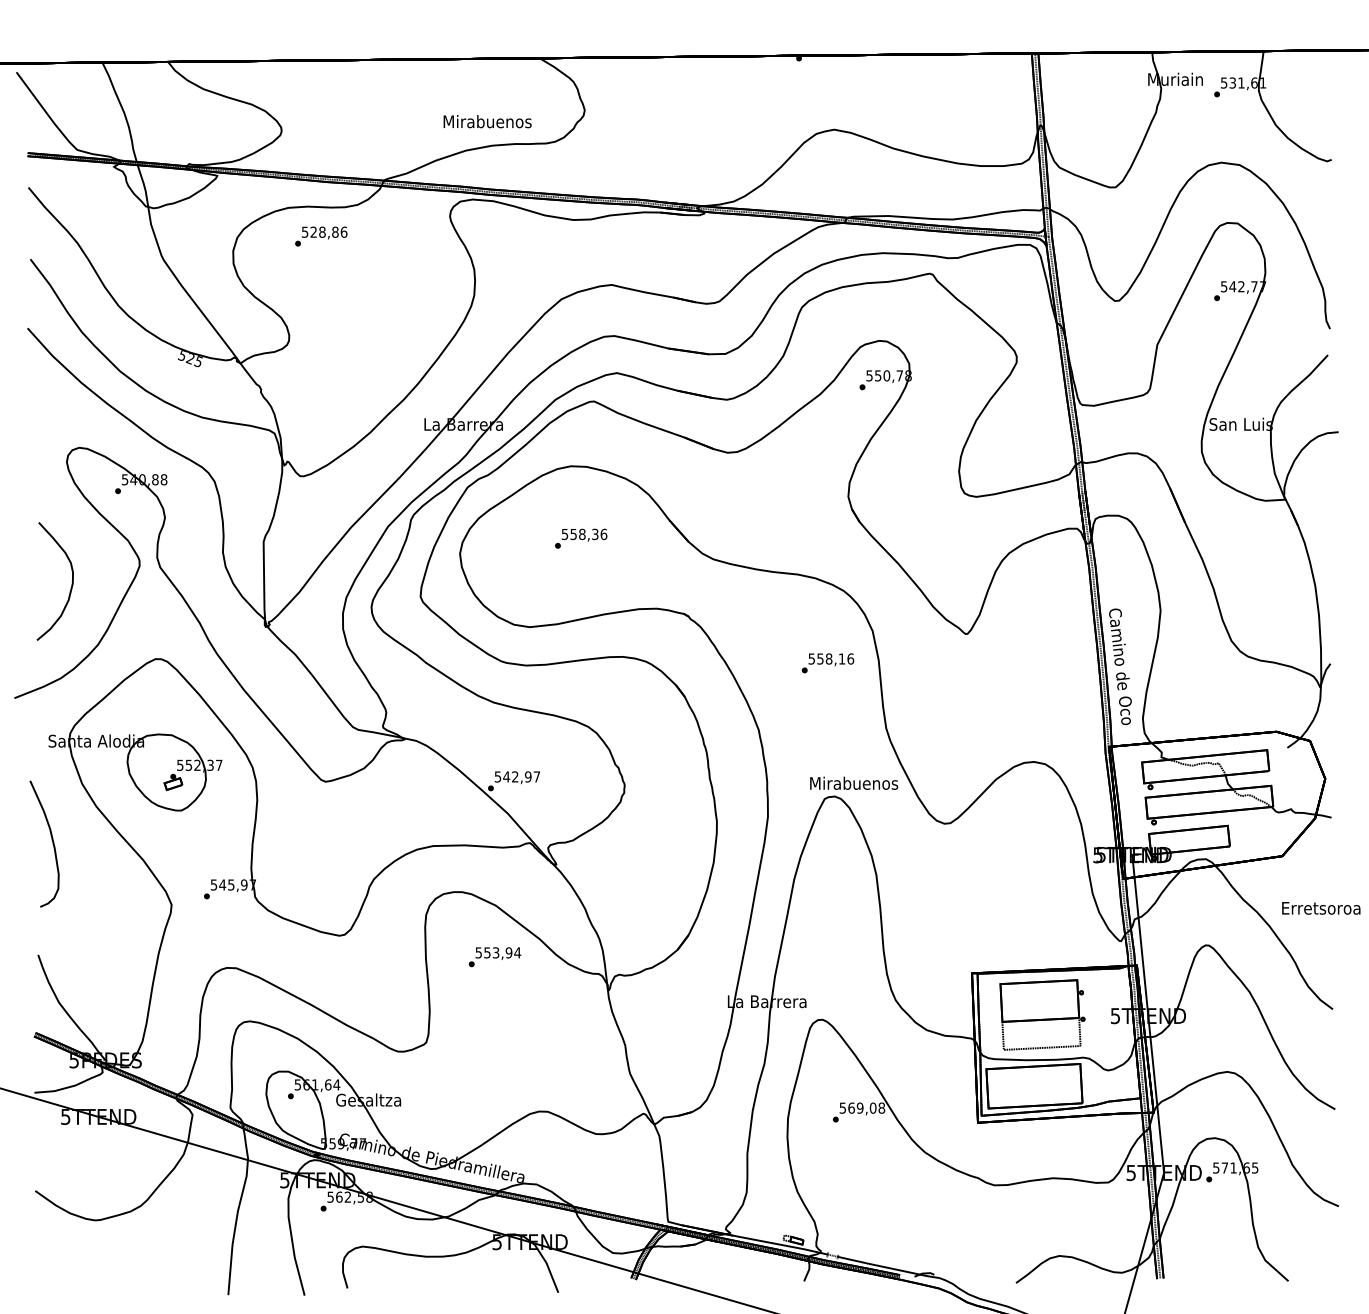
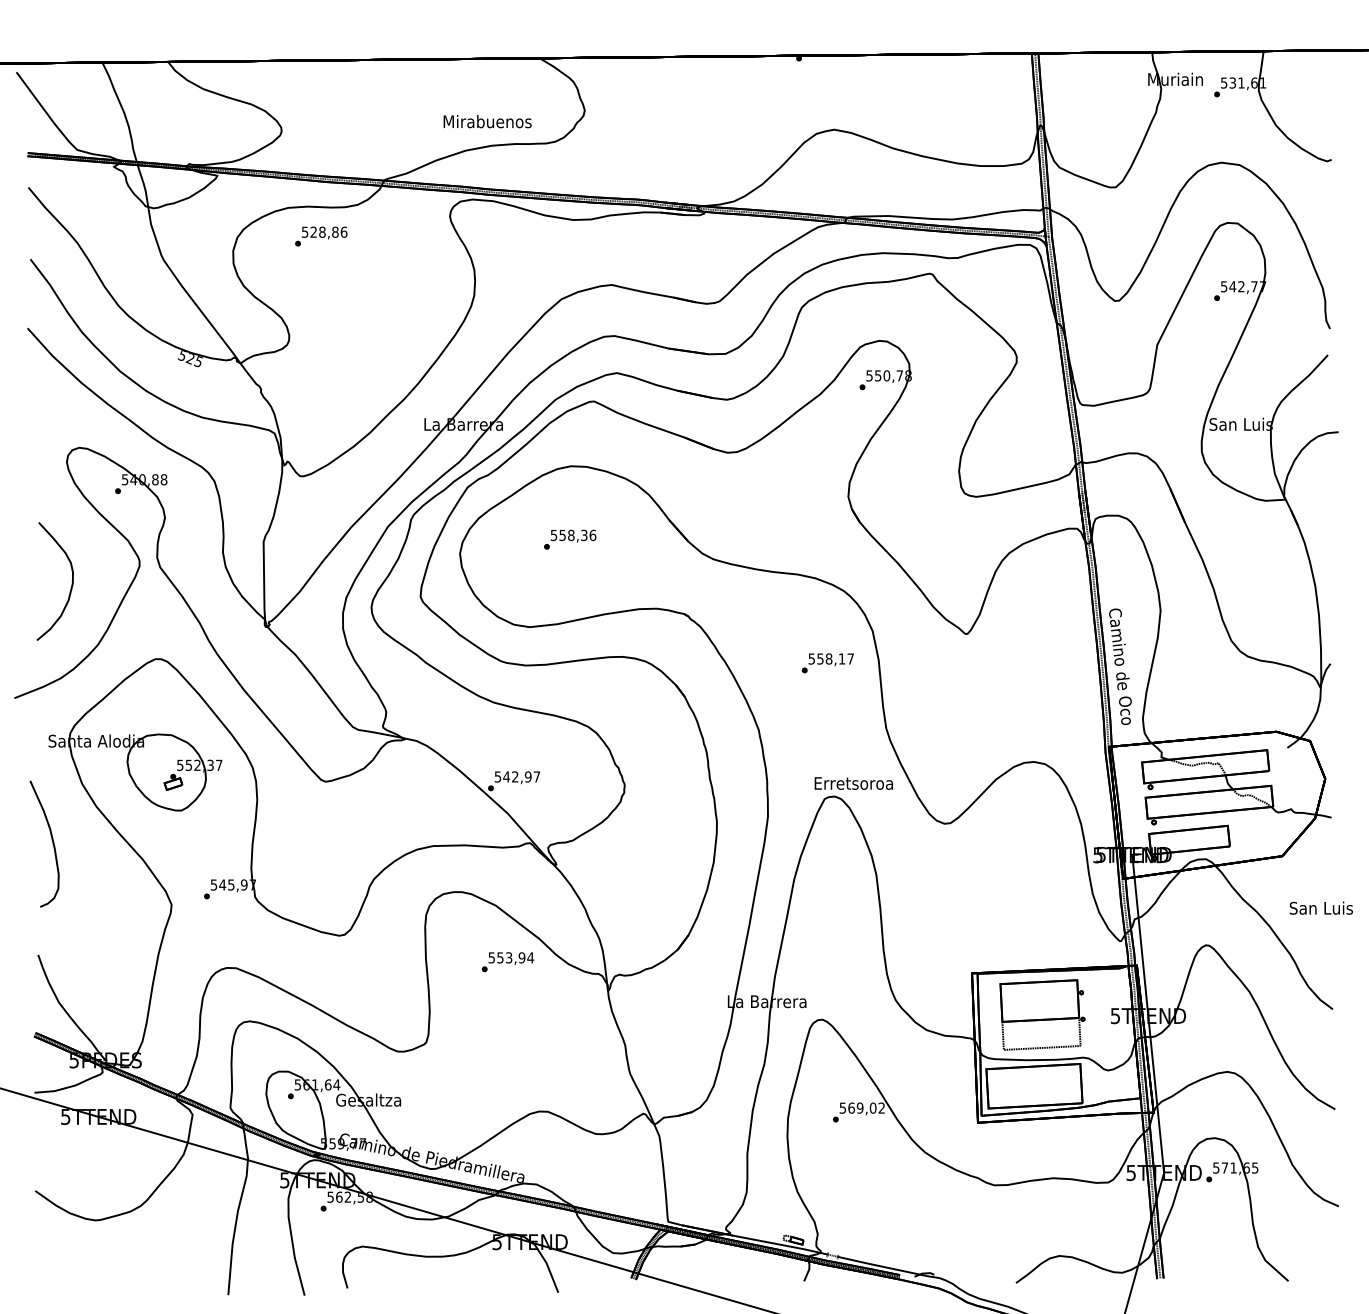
text position: (581, 538) -> (570, 539) (570, 539)
text: 558,16 -> 558,17 (850, 658)
text: Mirabuenos -> Erretsoroa (854, 782)
text: Erretsoroa -> San Luis (1321, 907)
text position: (494, 957) -> (507, 962) (507, 962)
text: 569,08 -> 569,02 (881, 1107)
